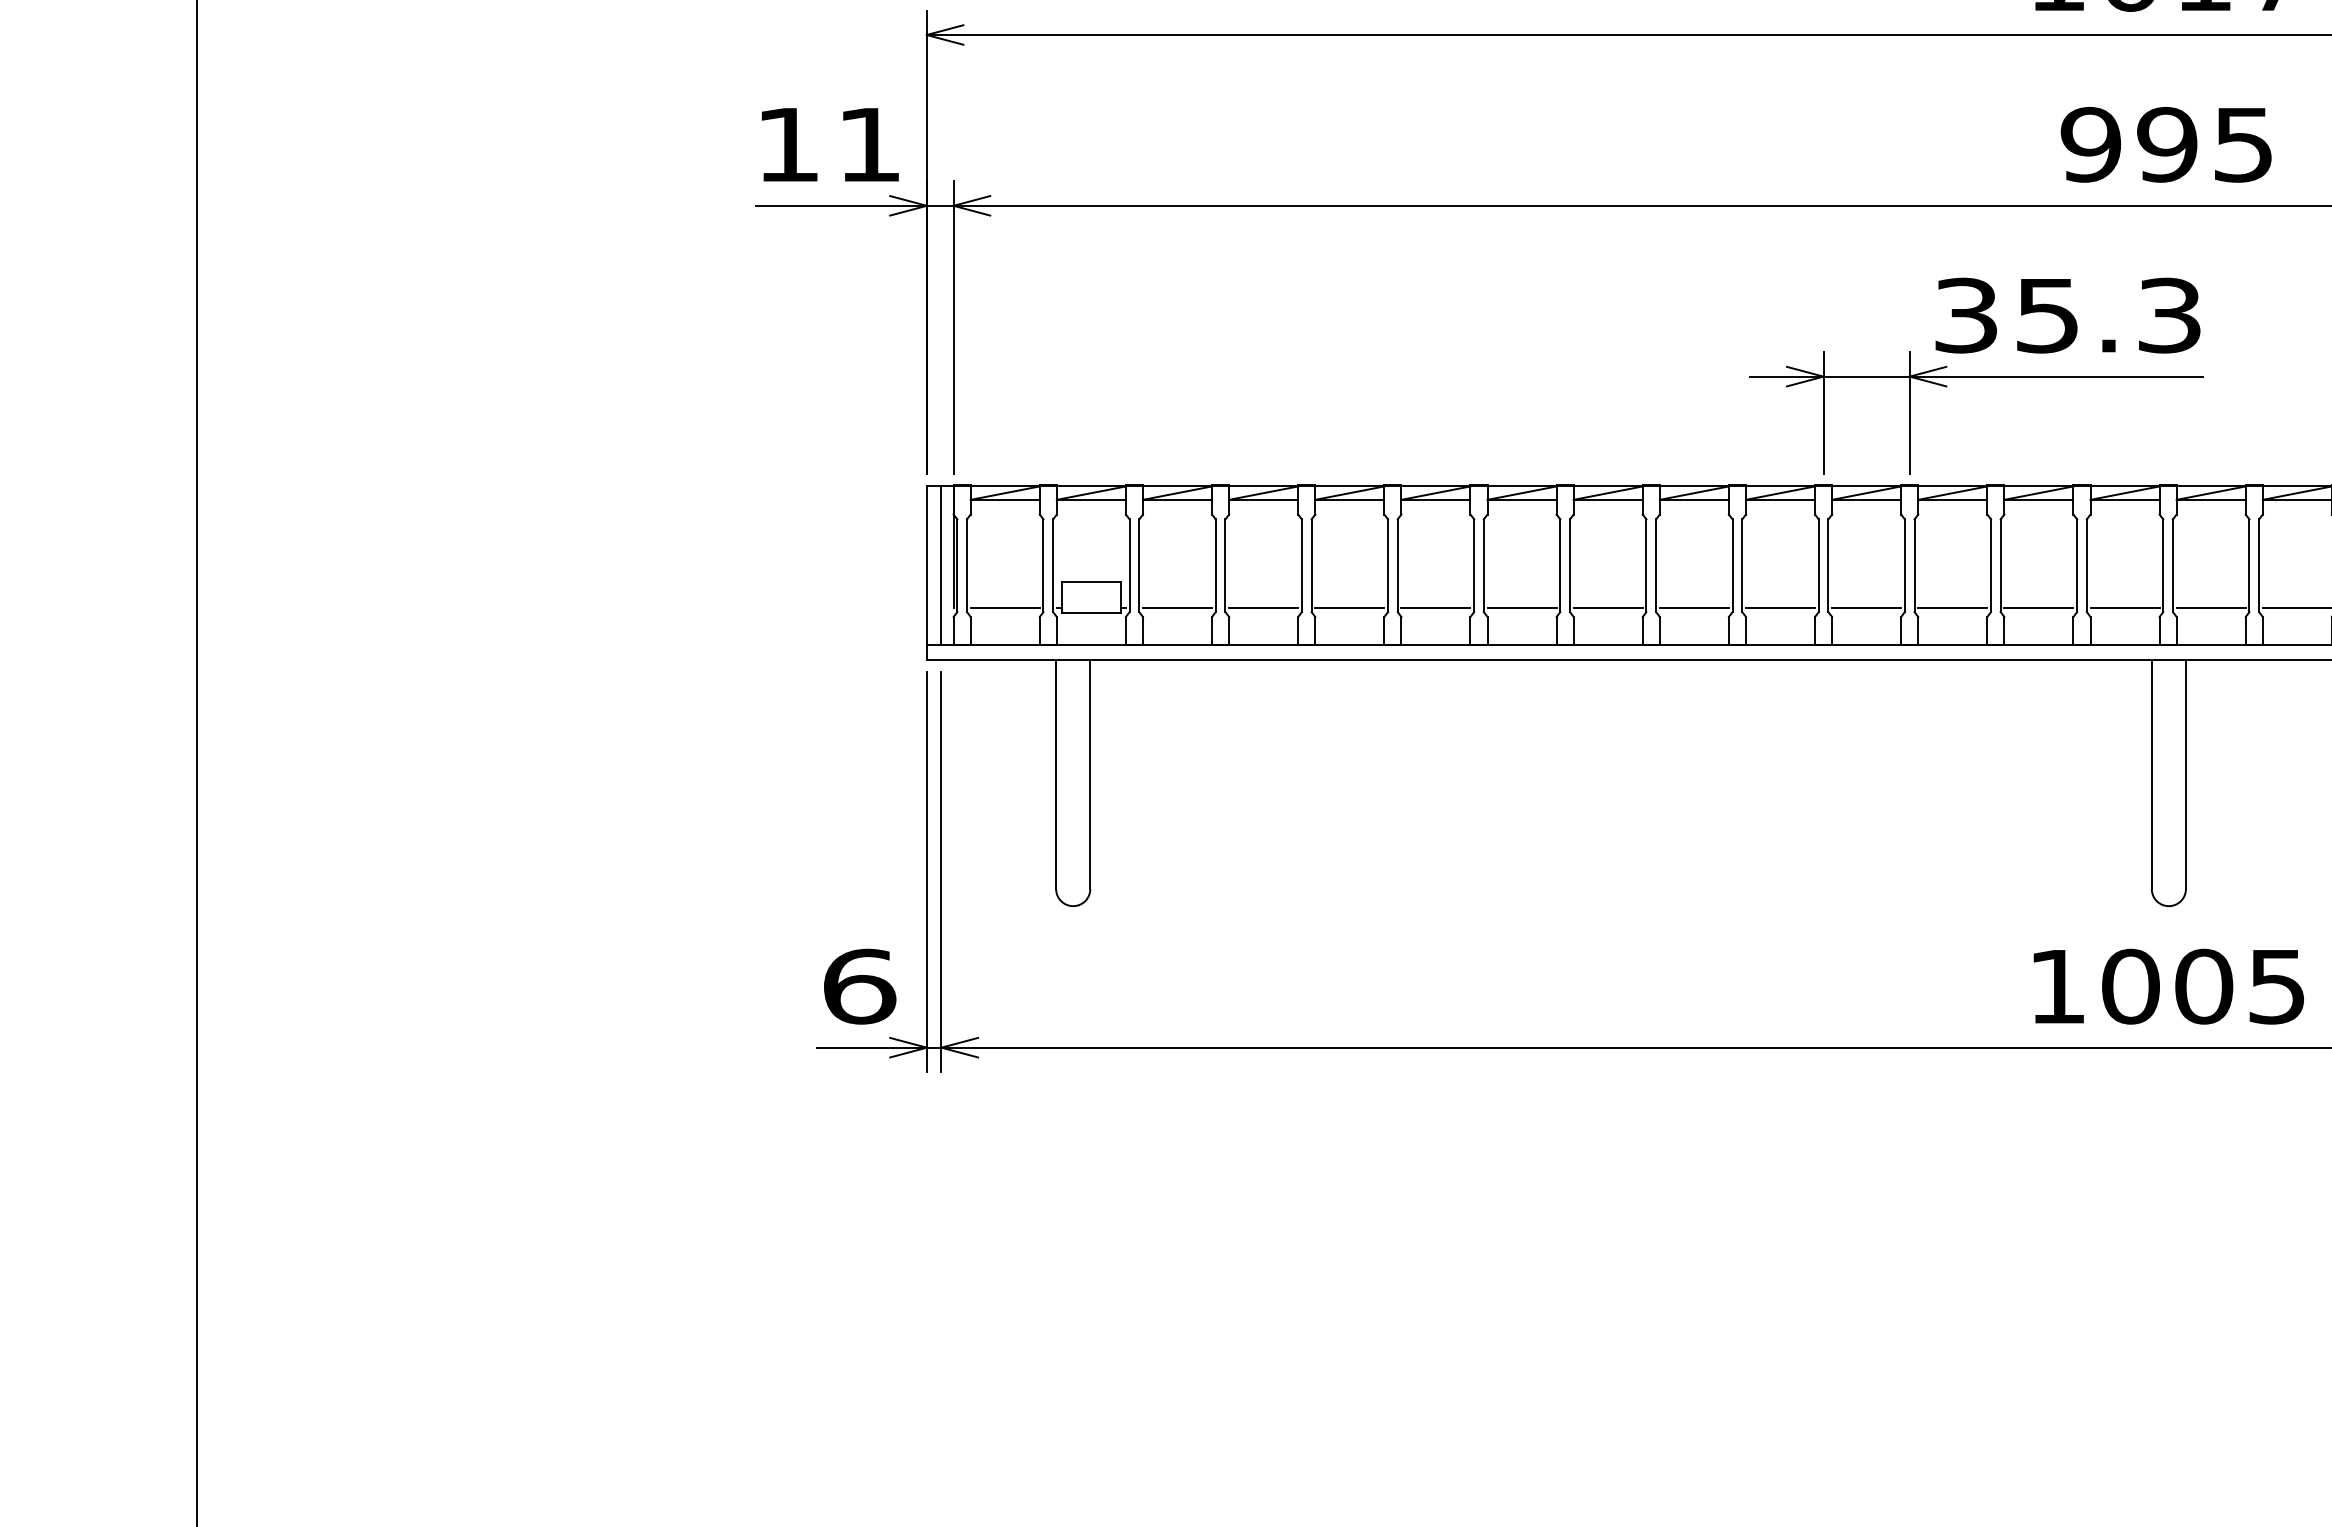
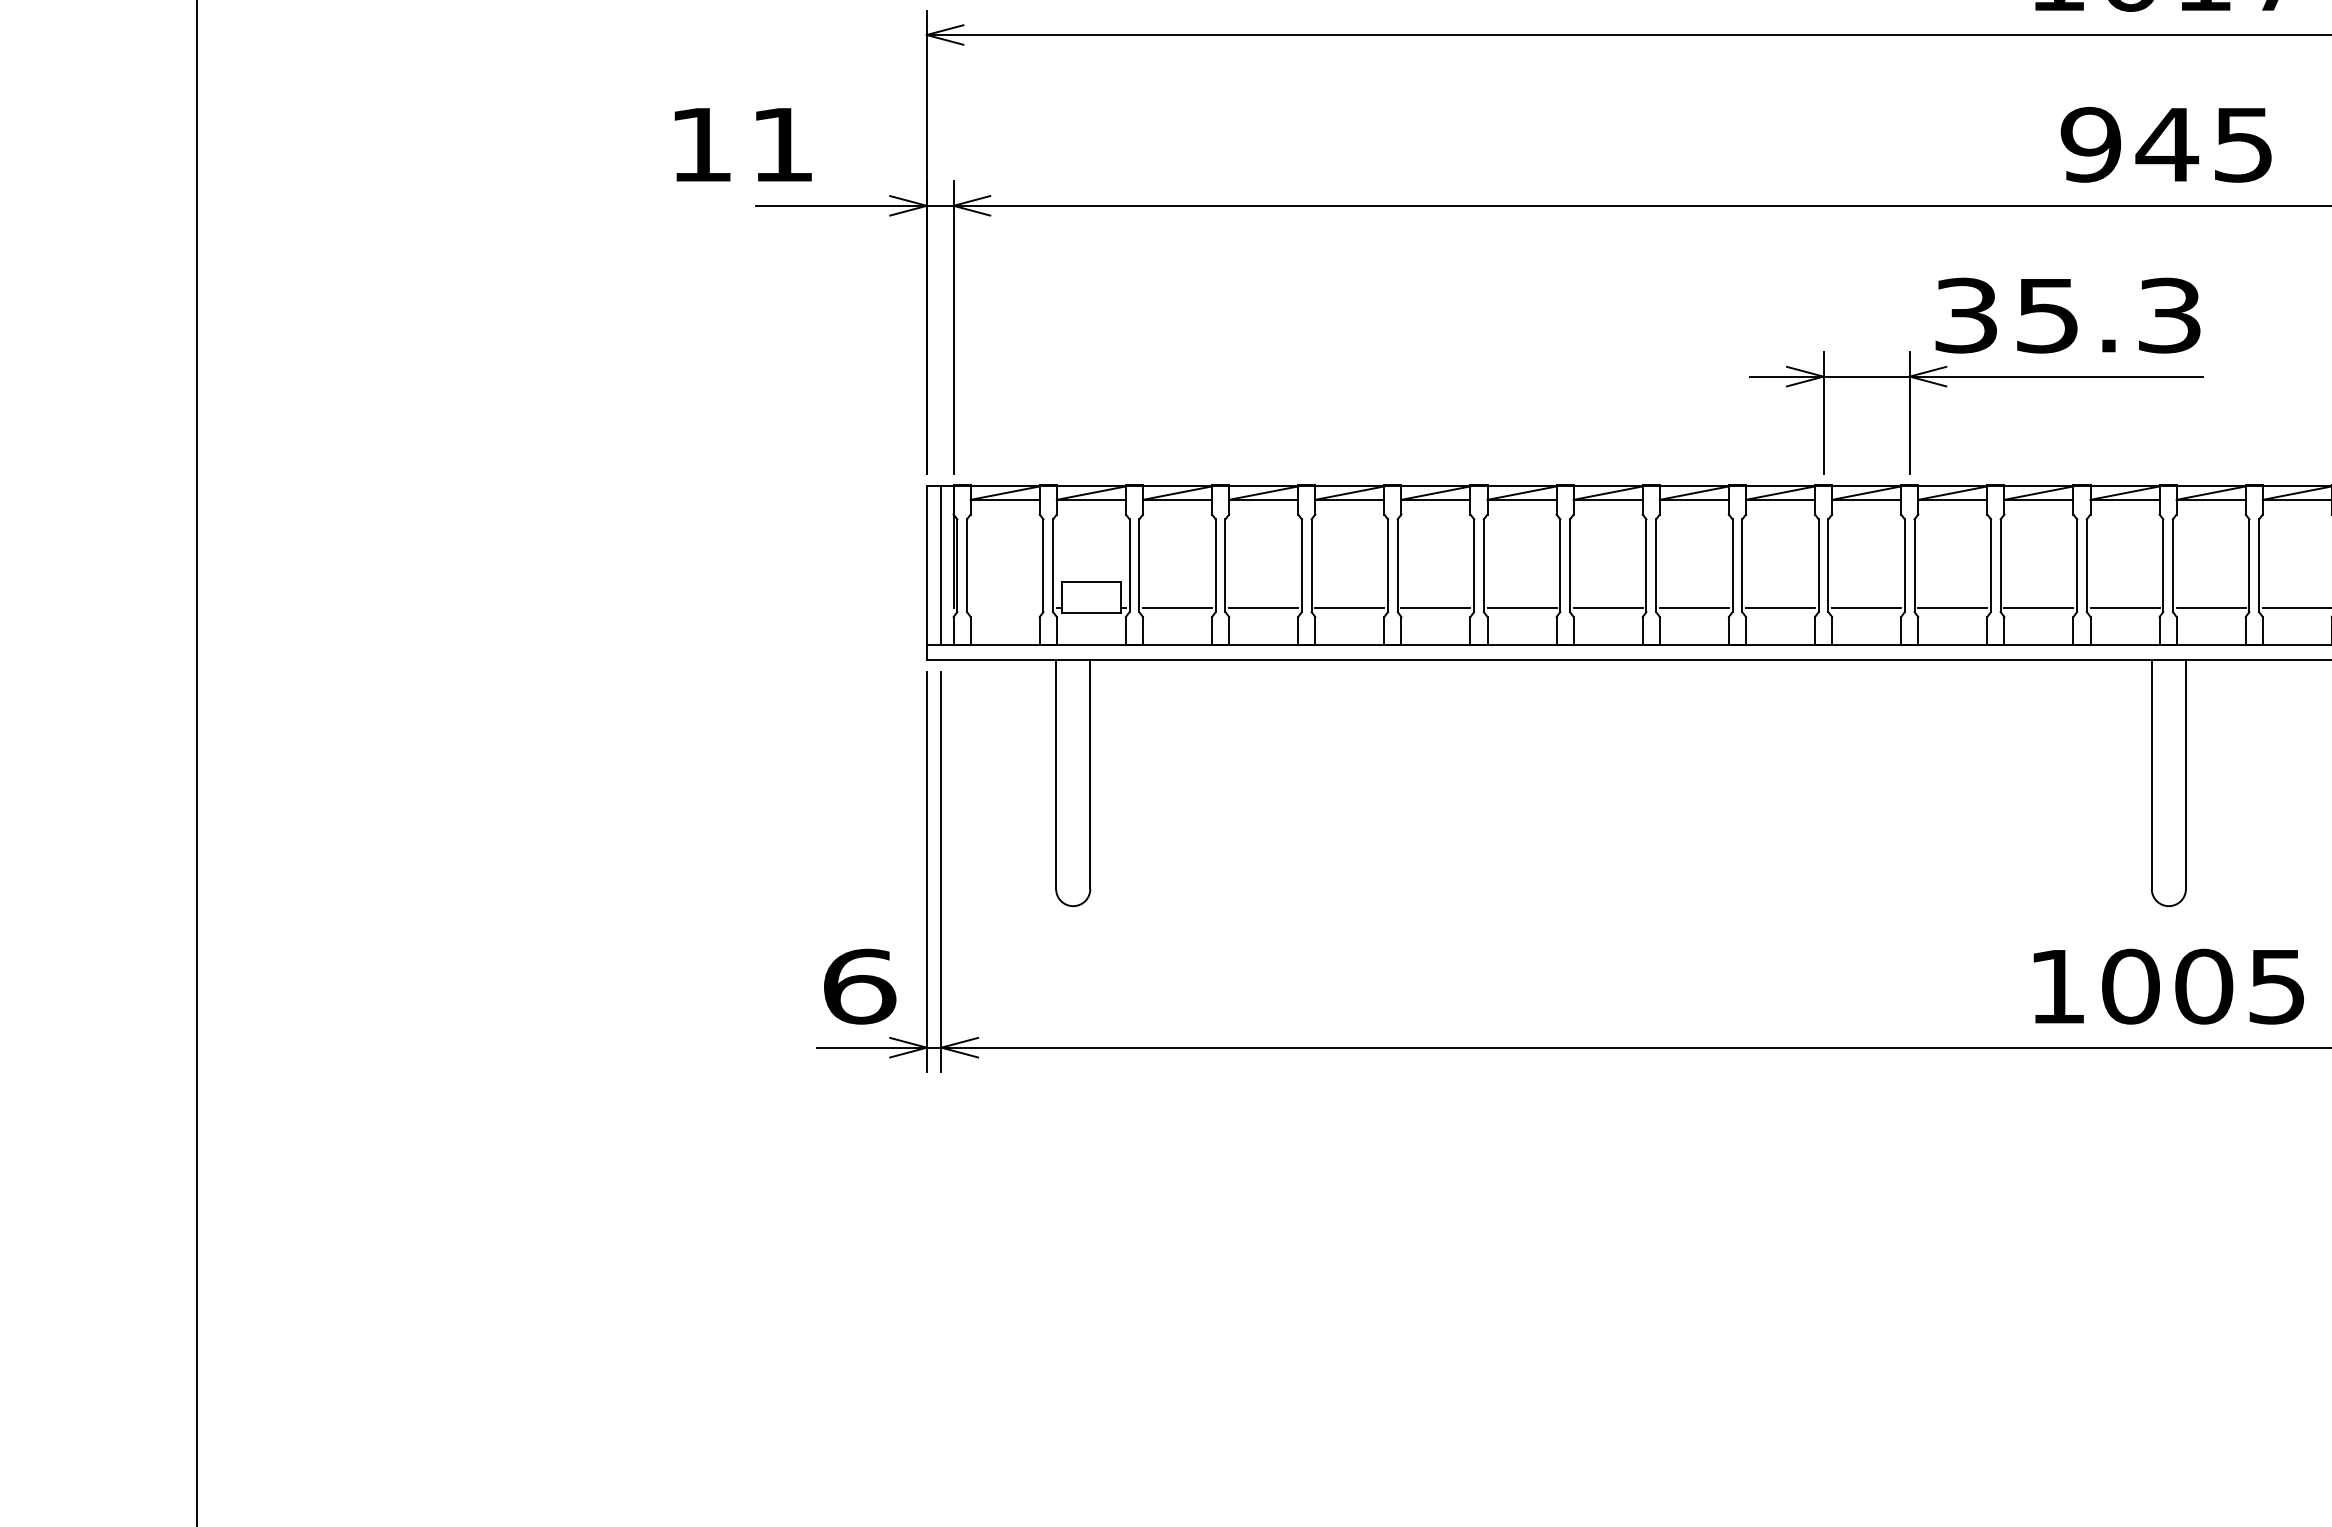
text position: (829, 144) -> (742, 144) (742, 144)
text: 995 -> 945 (2167, 144)
line: present -> none (1004, 608)
